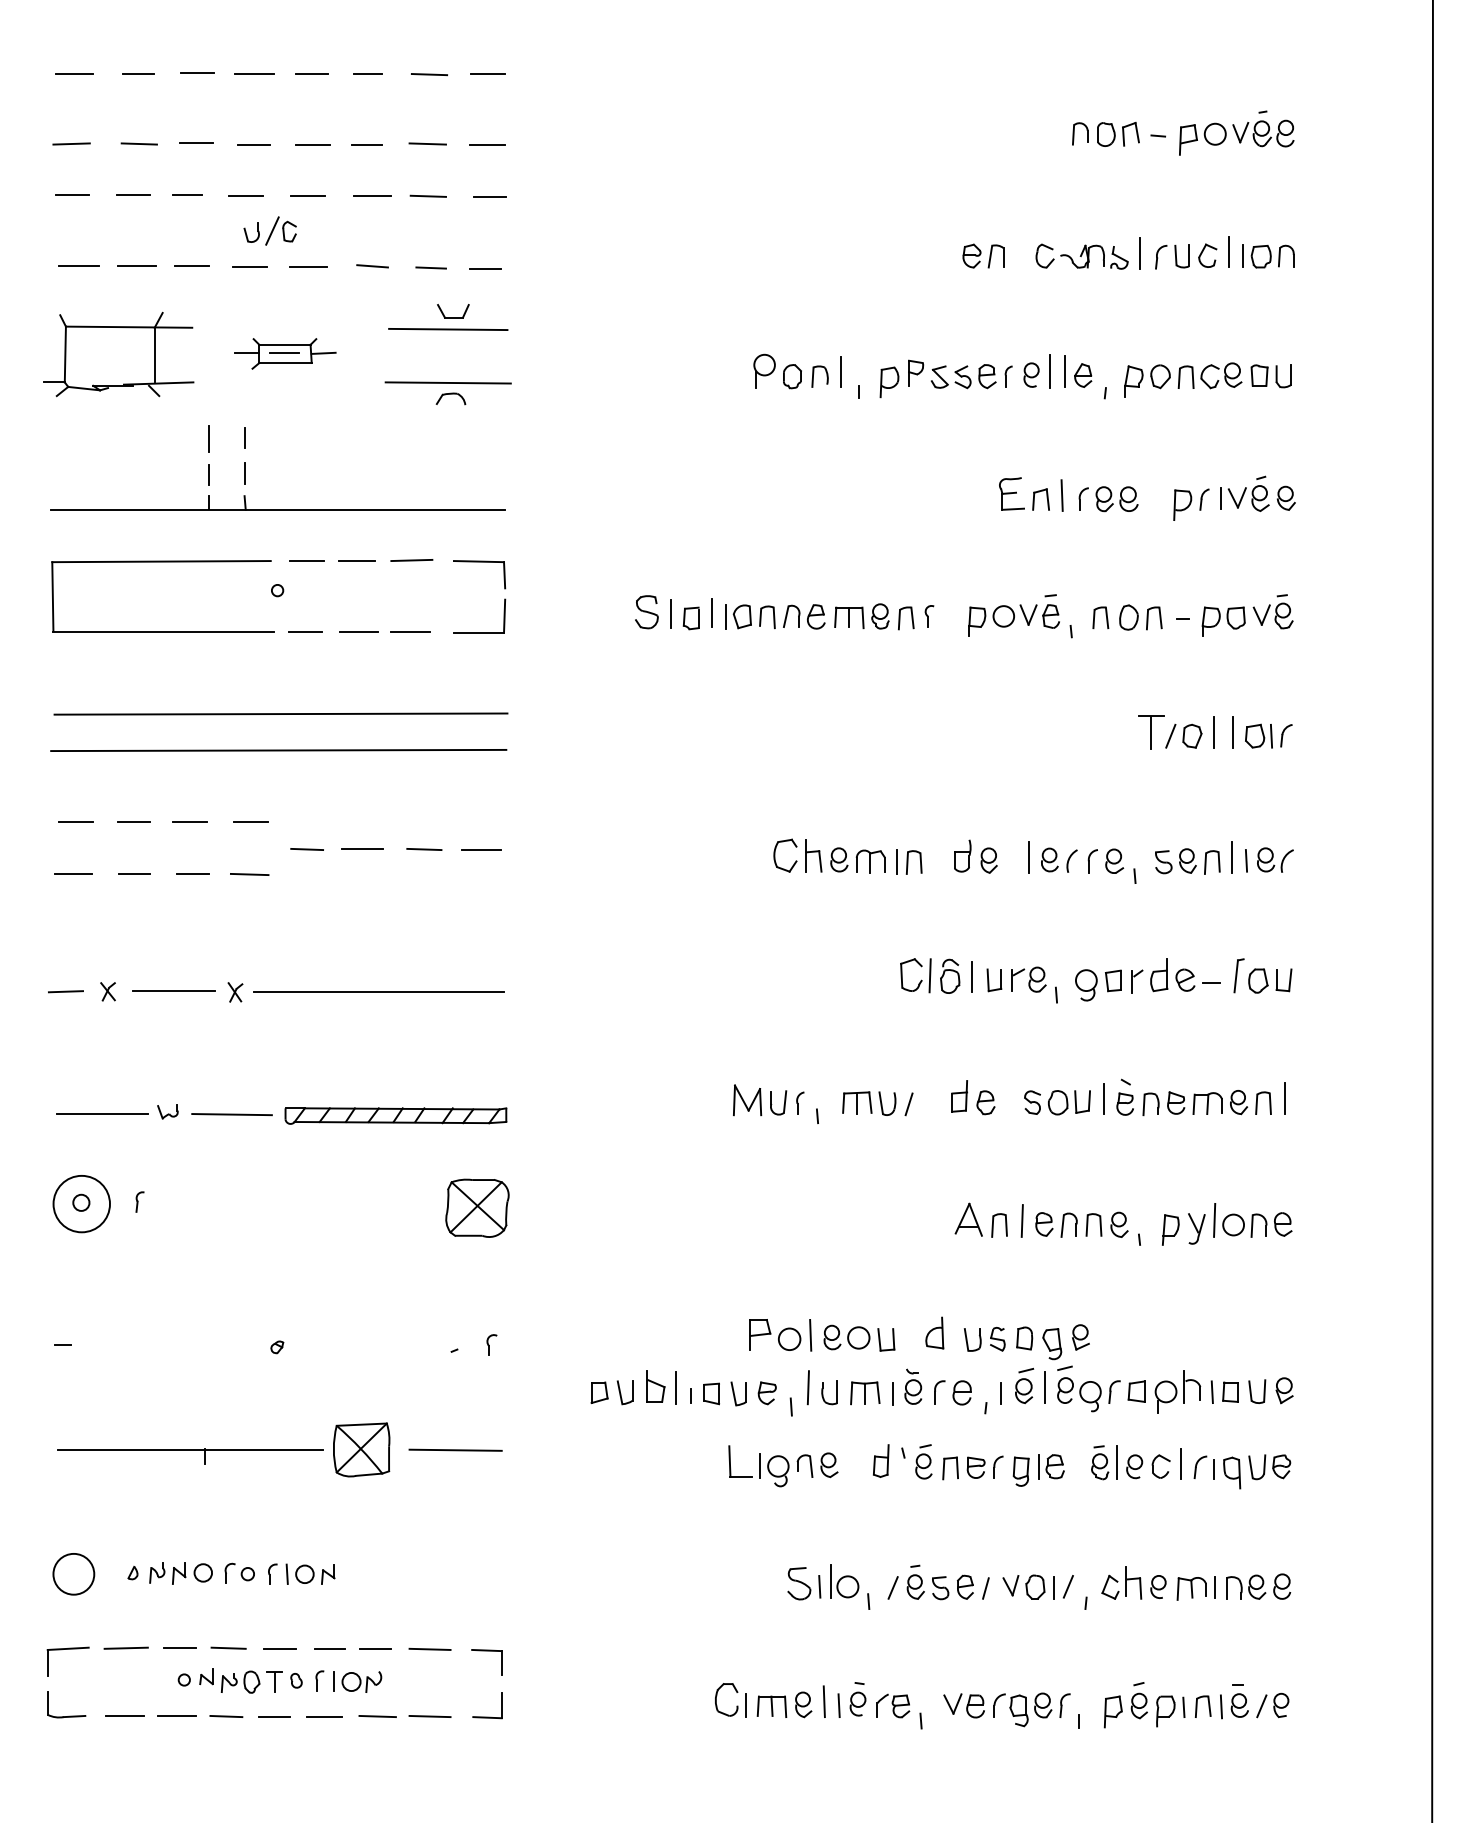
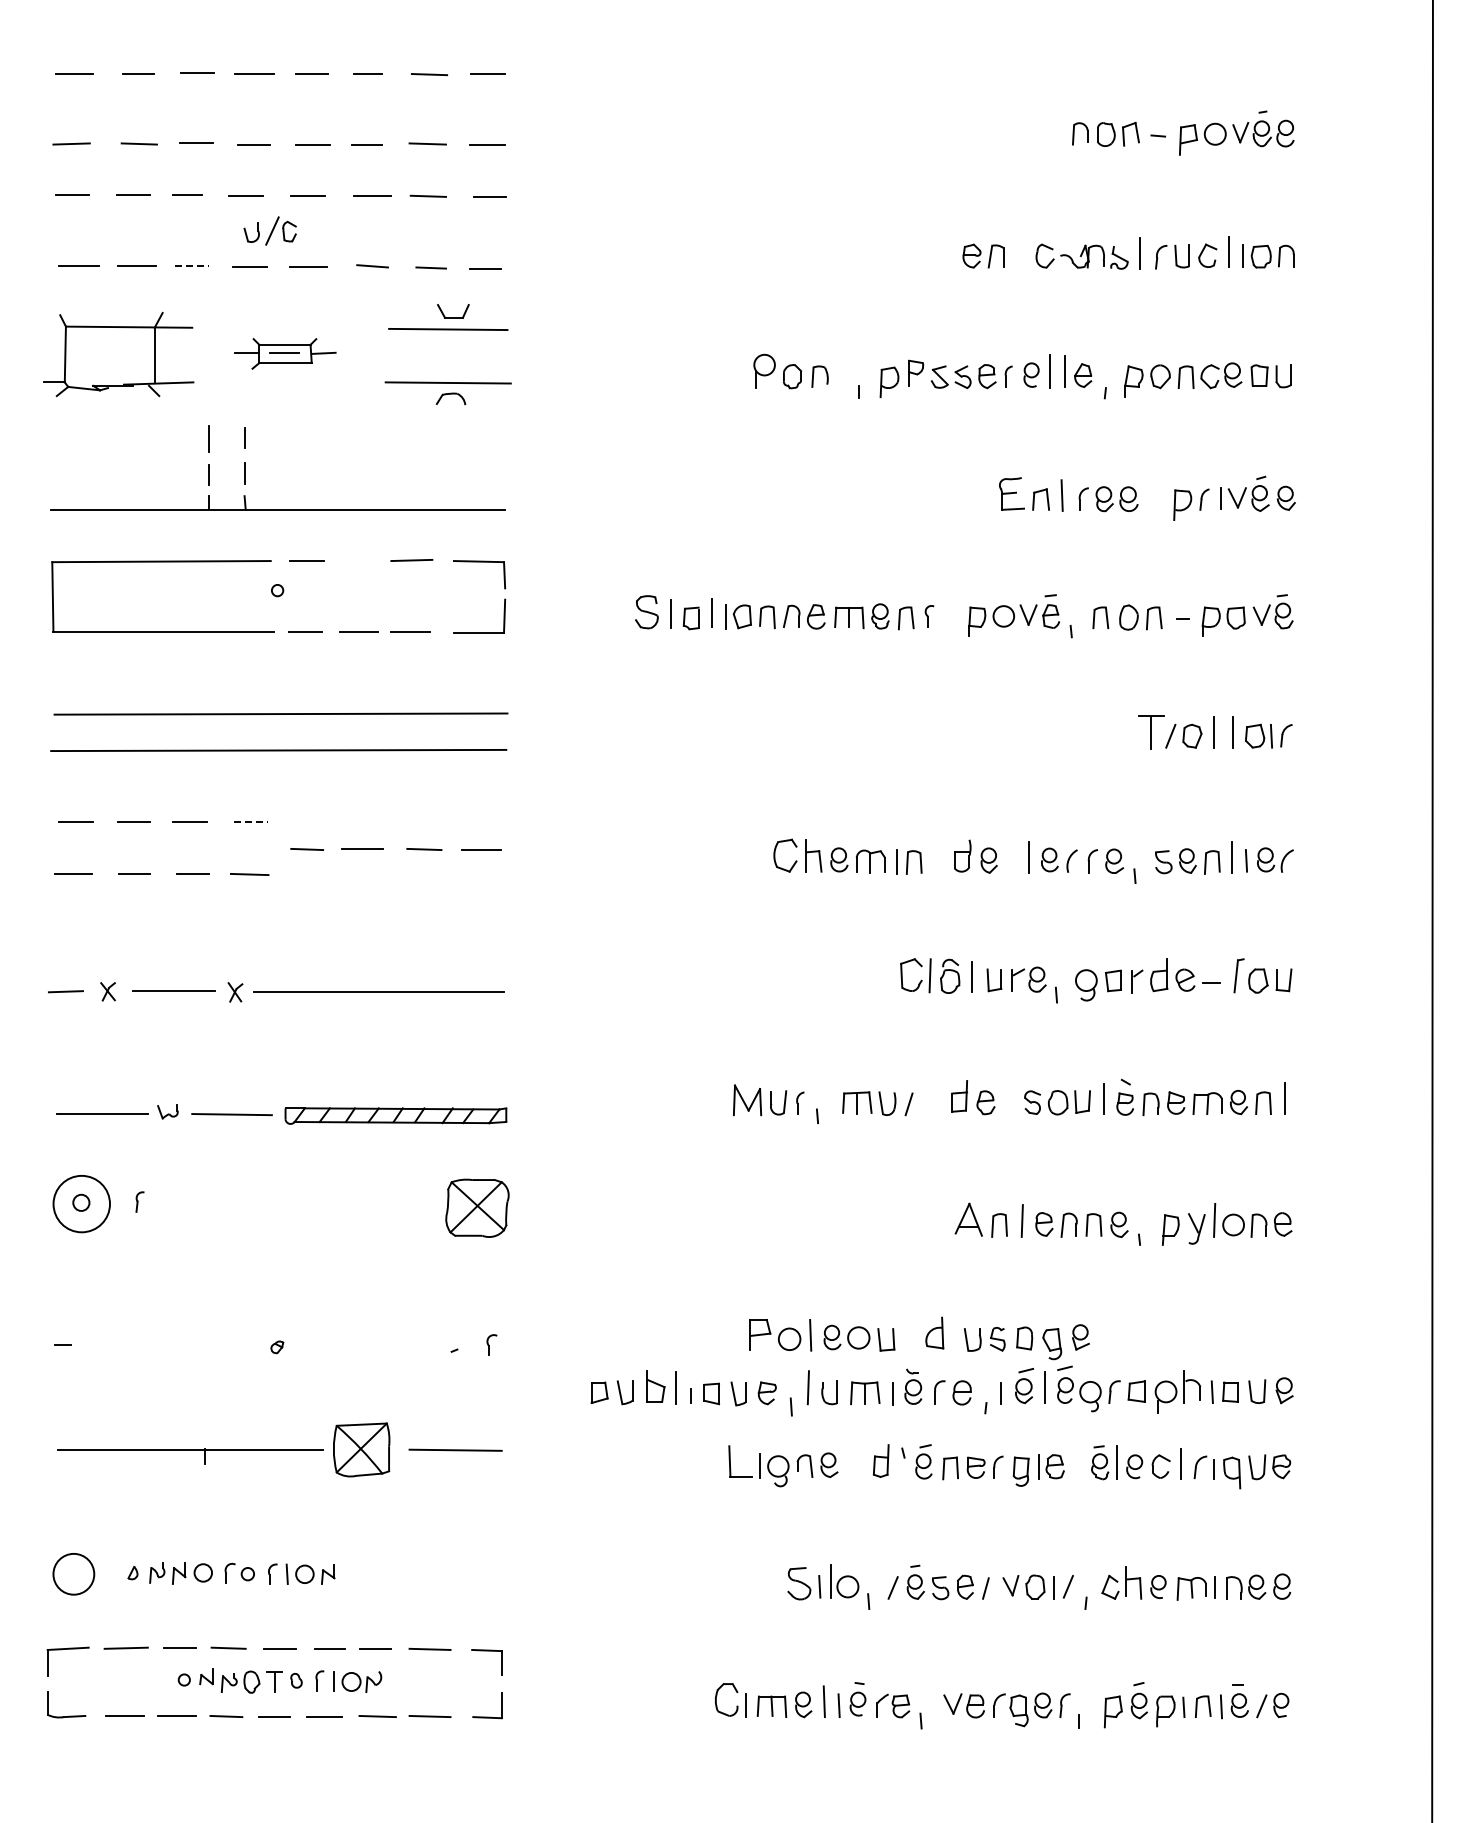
line: solid -> dashed (192, 266)
line: present -> none (840, 371)
line: present -> none (357, 561)
line: solid -> dashed (251, 821)
